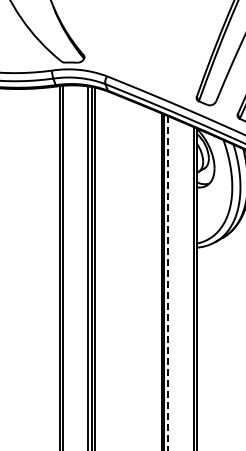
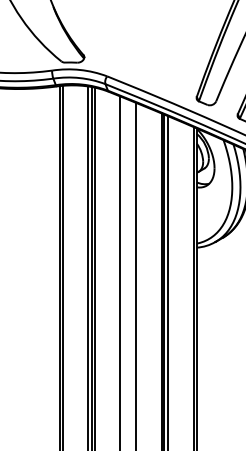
line: none -> present (120, 271)
line: none -> present (136, 275)
line: dashed -> solid (168, 283)
